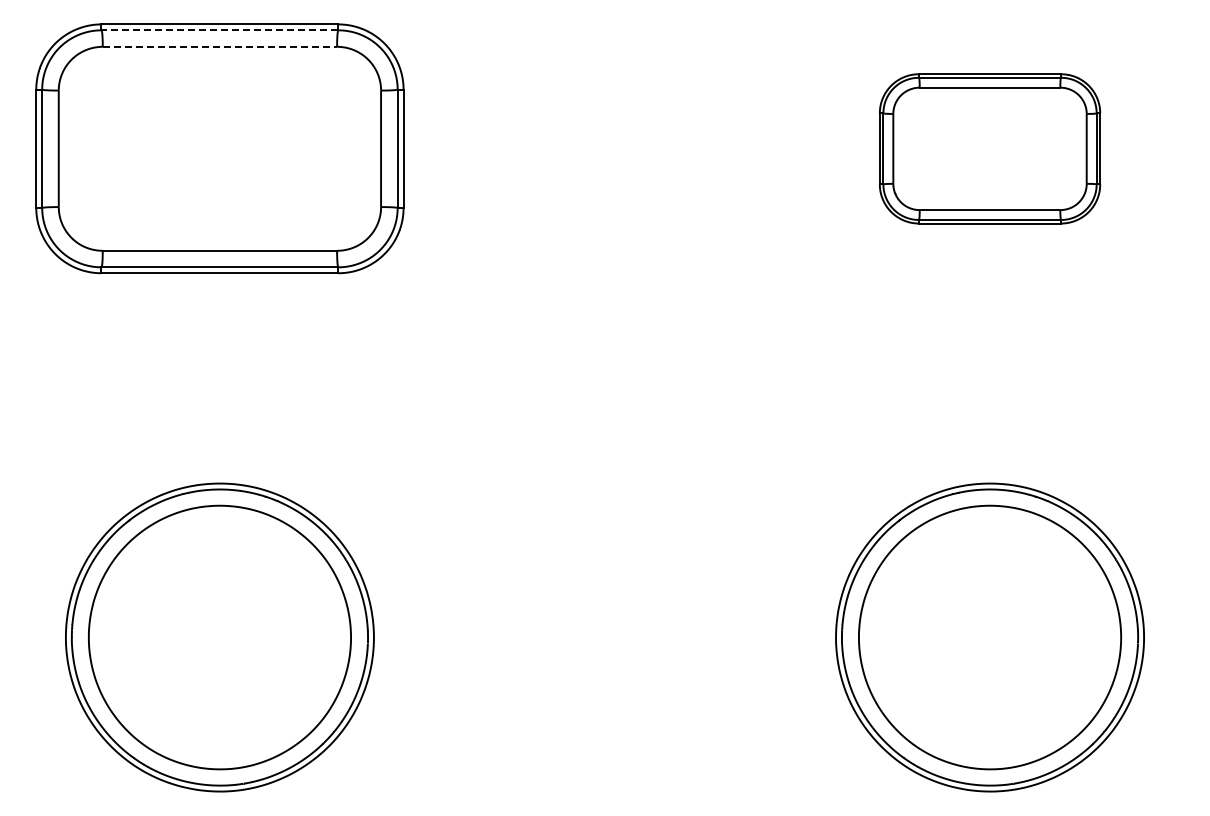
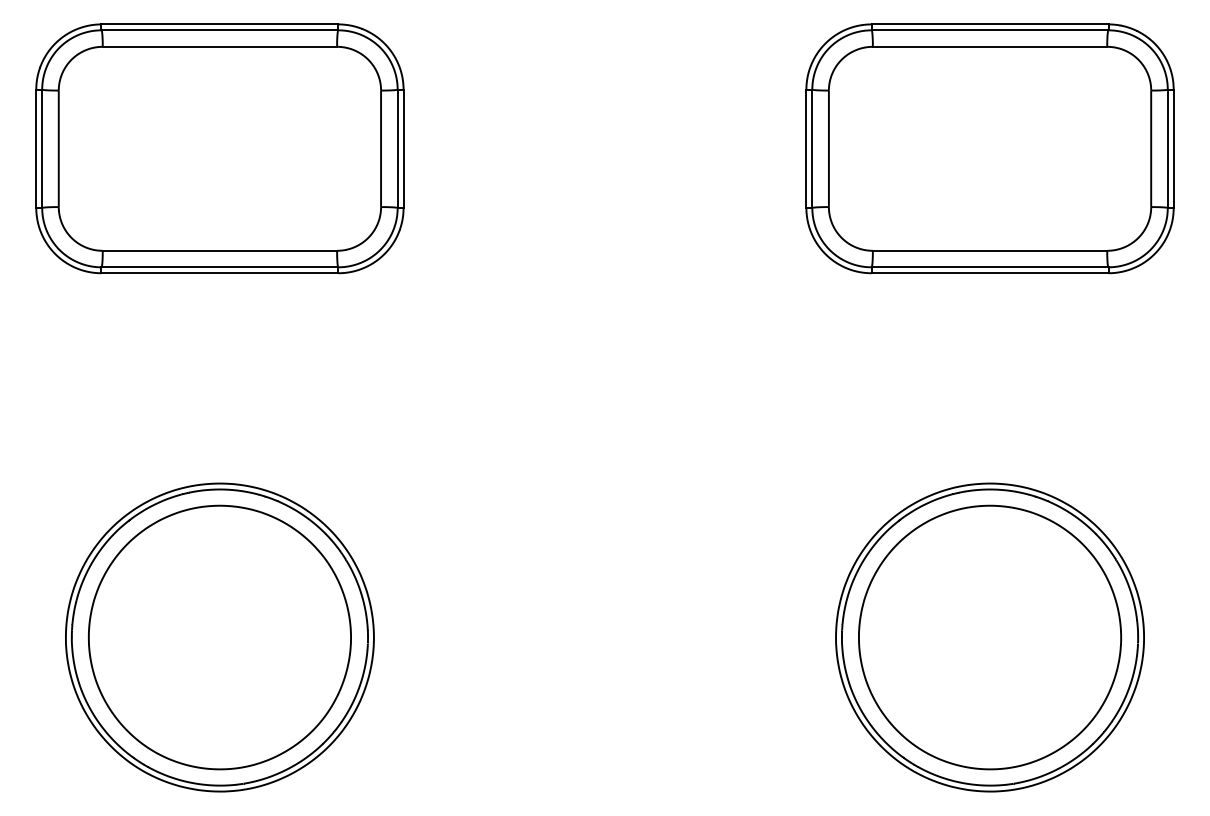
line: dashed -> solid (219, 30)
line: dashed -> solid (220, 46)
part size: 223x152 px -> 370x252 px (989, 148)
